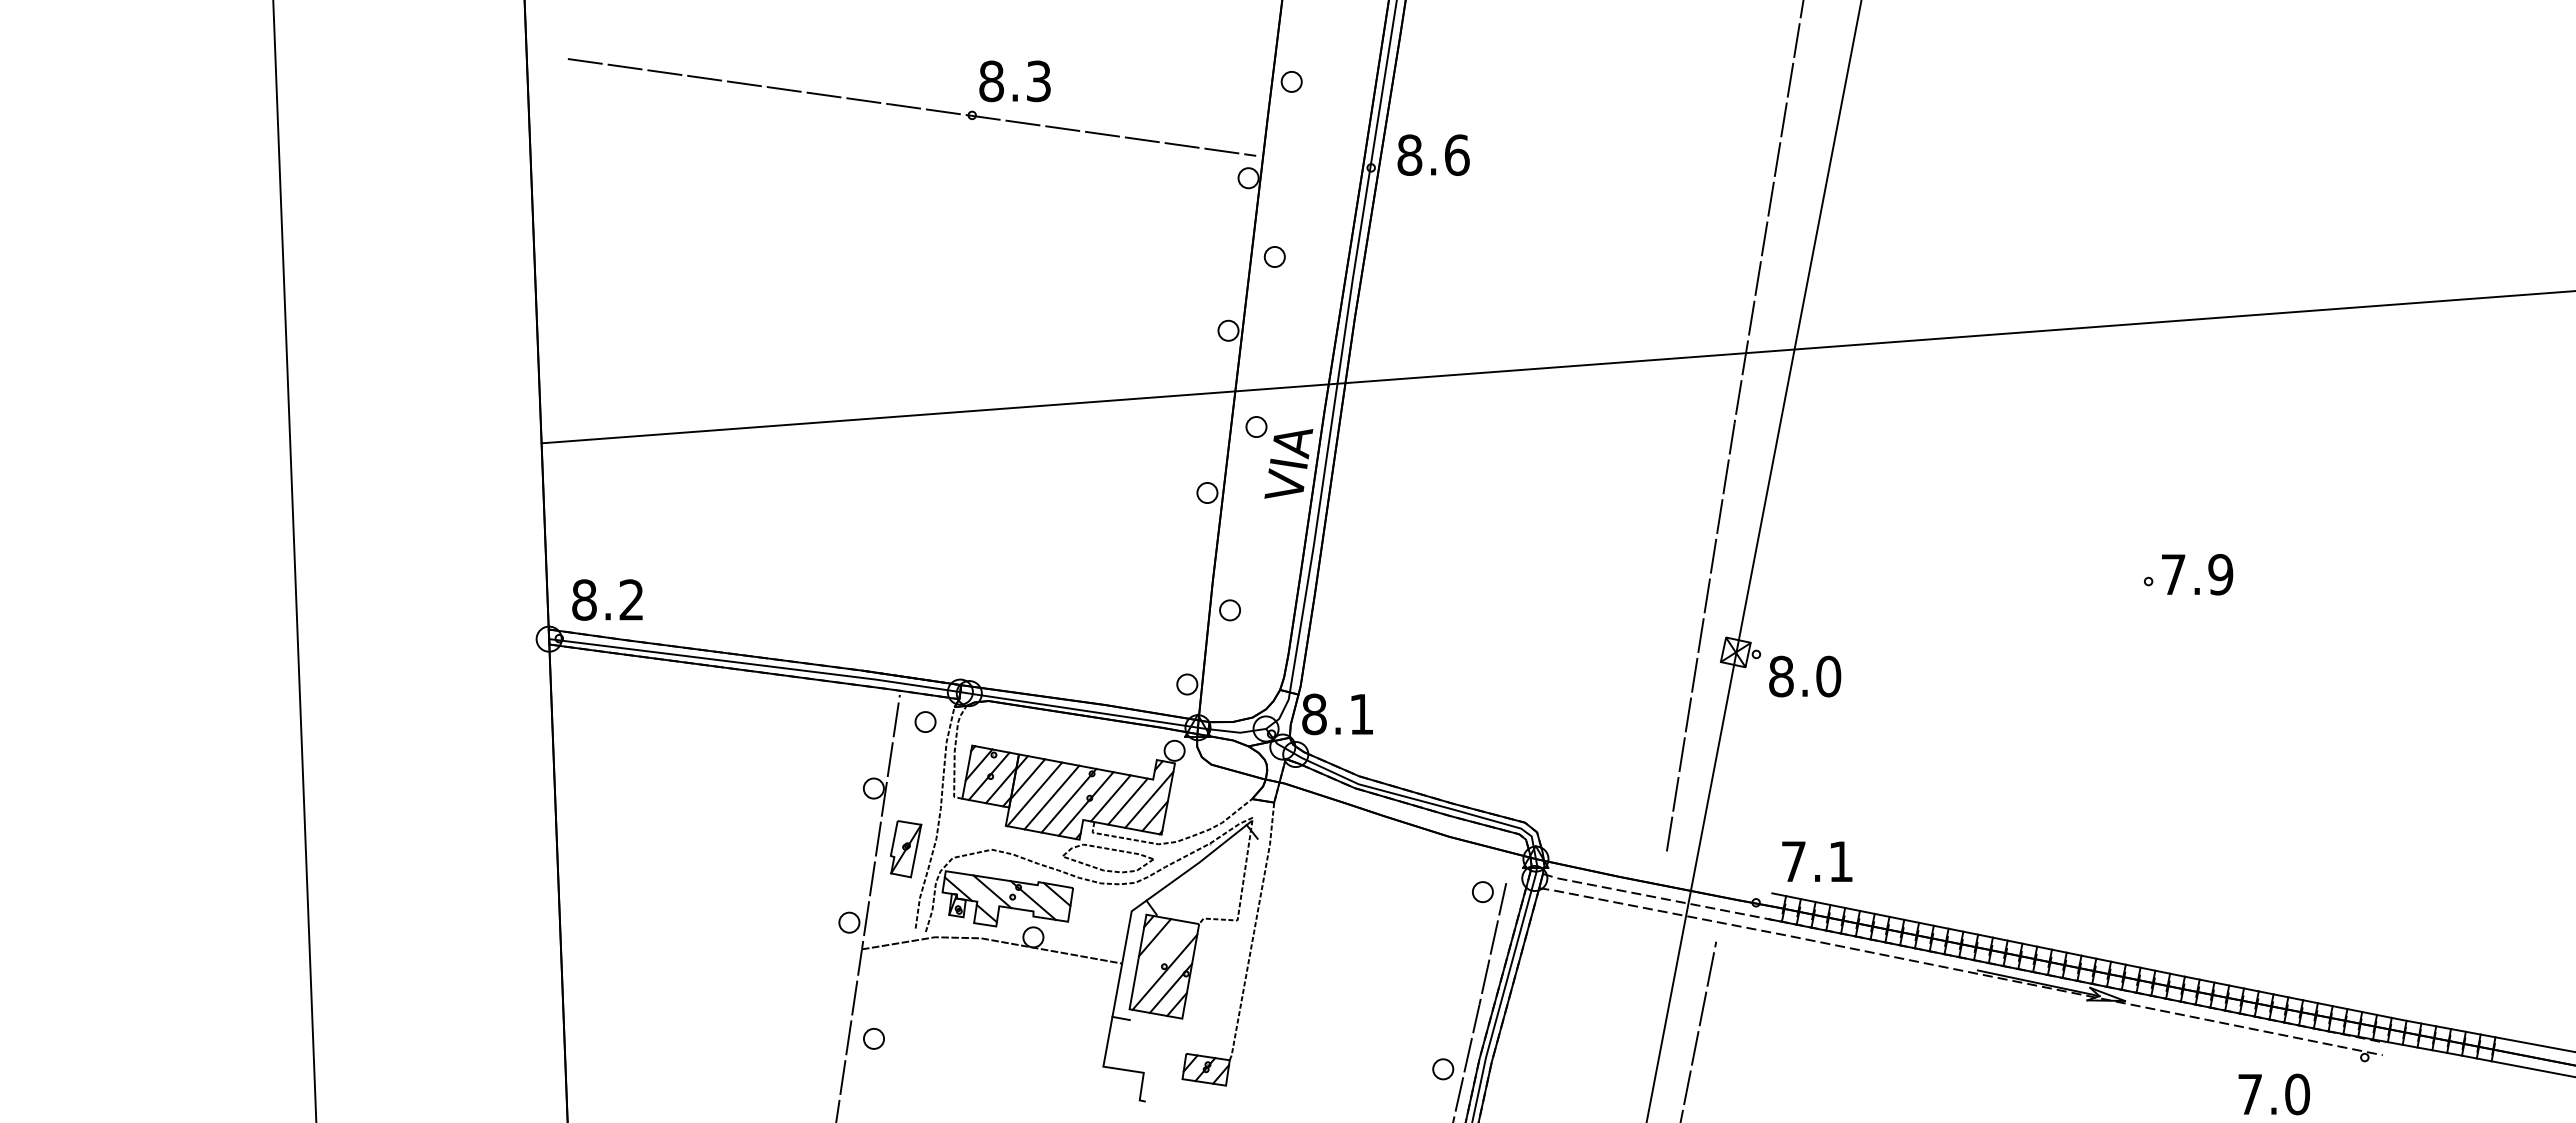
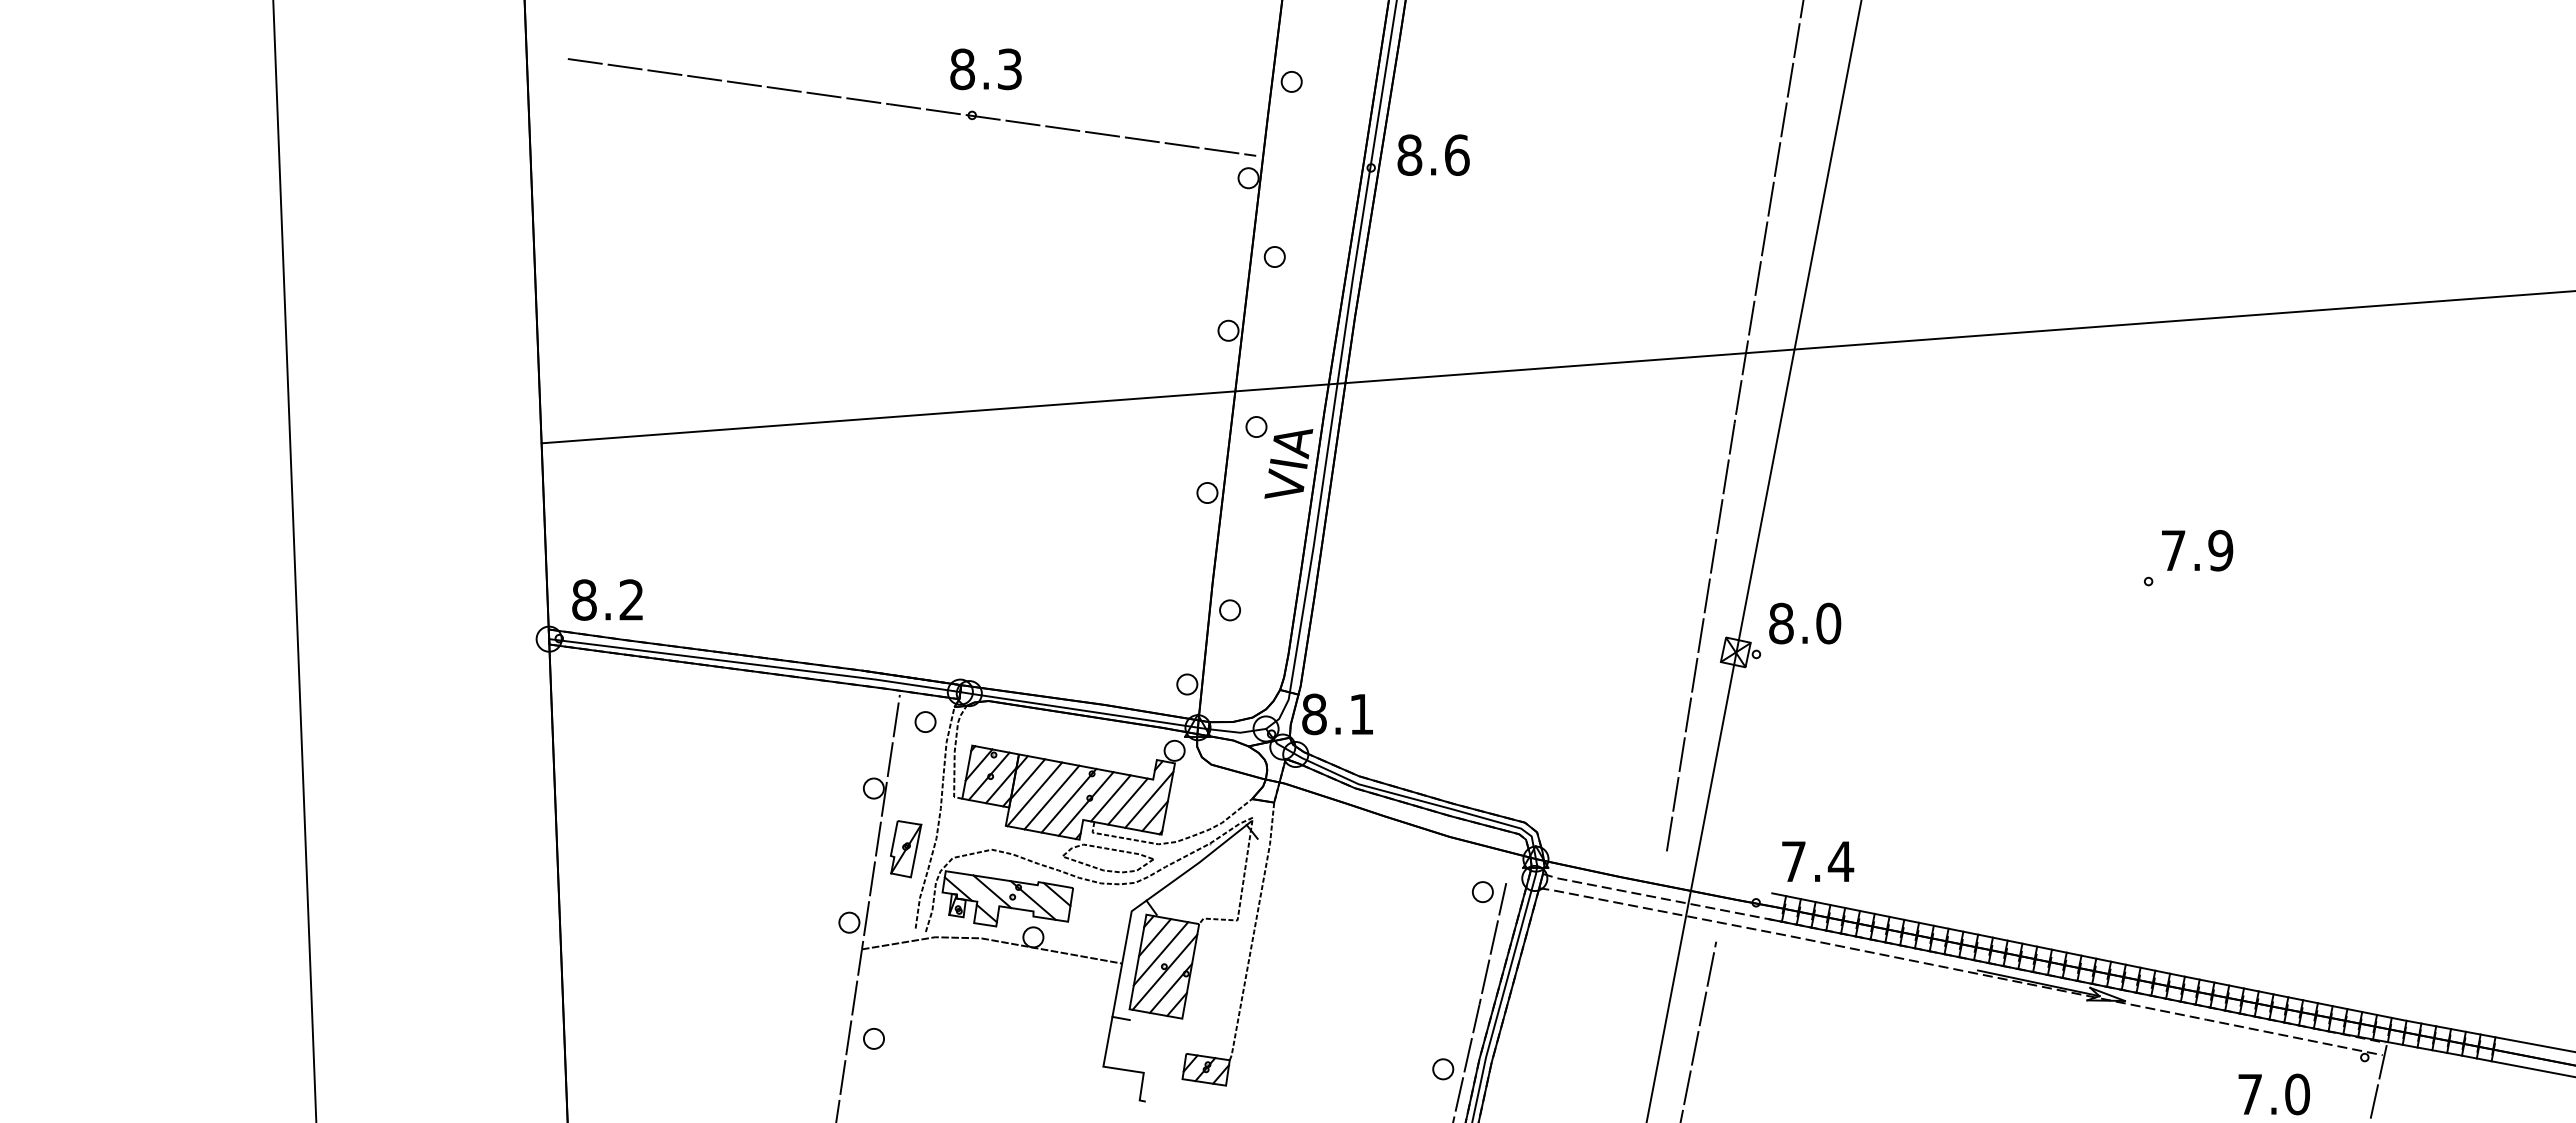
text position: (1014, 81) -> (985, 69) (985, 69)
text position: (2197, 574) -> (2197, 550) (2197, 550)
text position: (1805, 676) -> (1805, 623) (1805, 623)
text: 7.1 -> 7.4 (1840, 861)
line: none -> present (1160, 953)
line: none -> present (2378, 1081)
